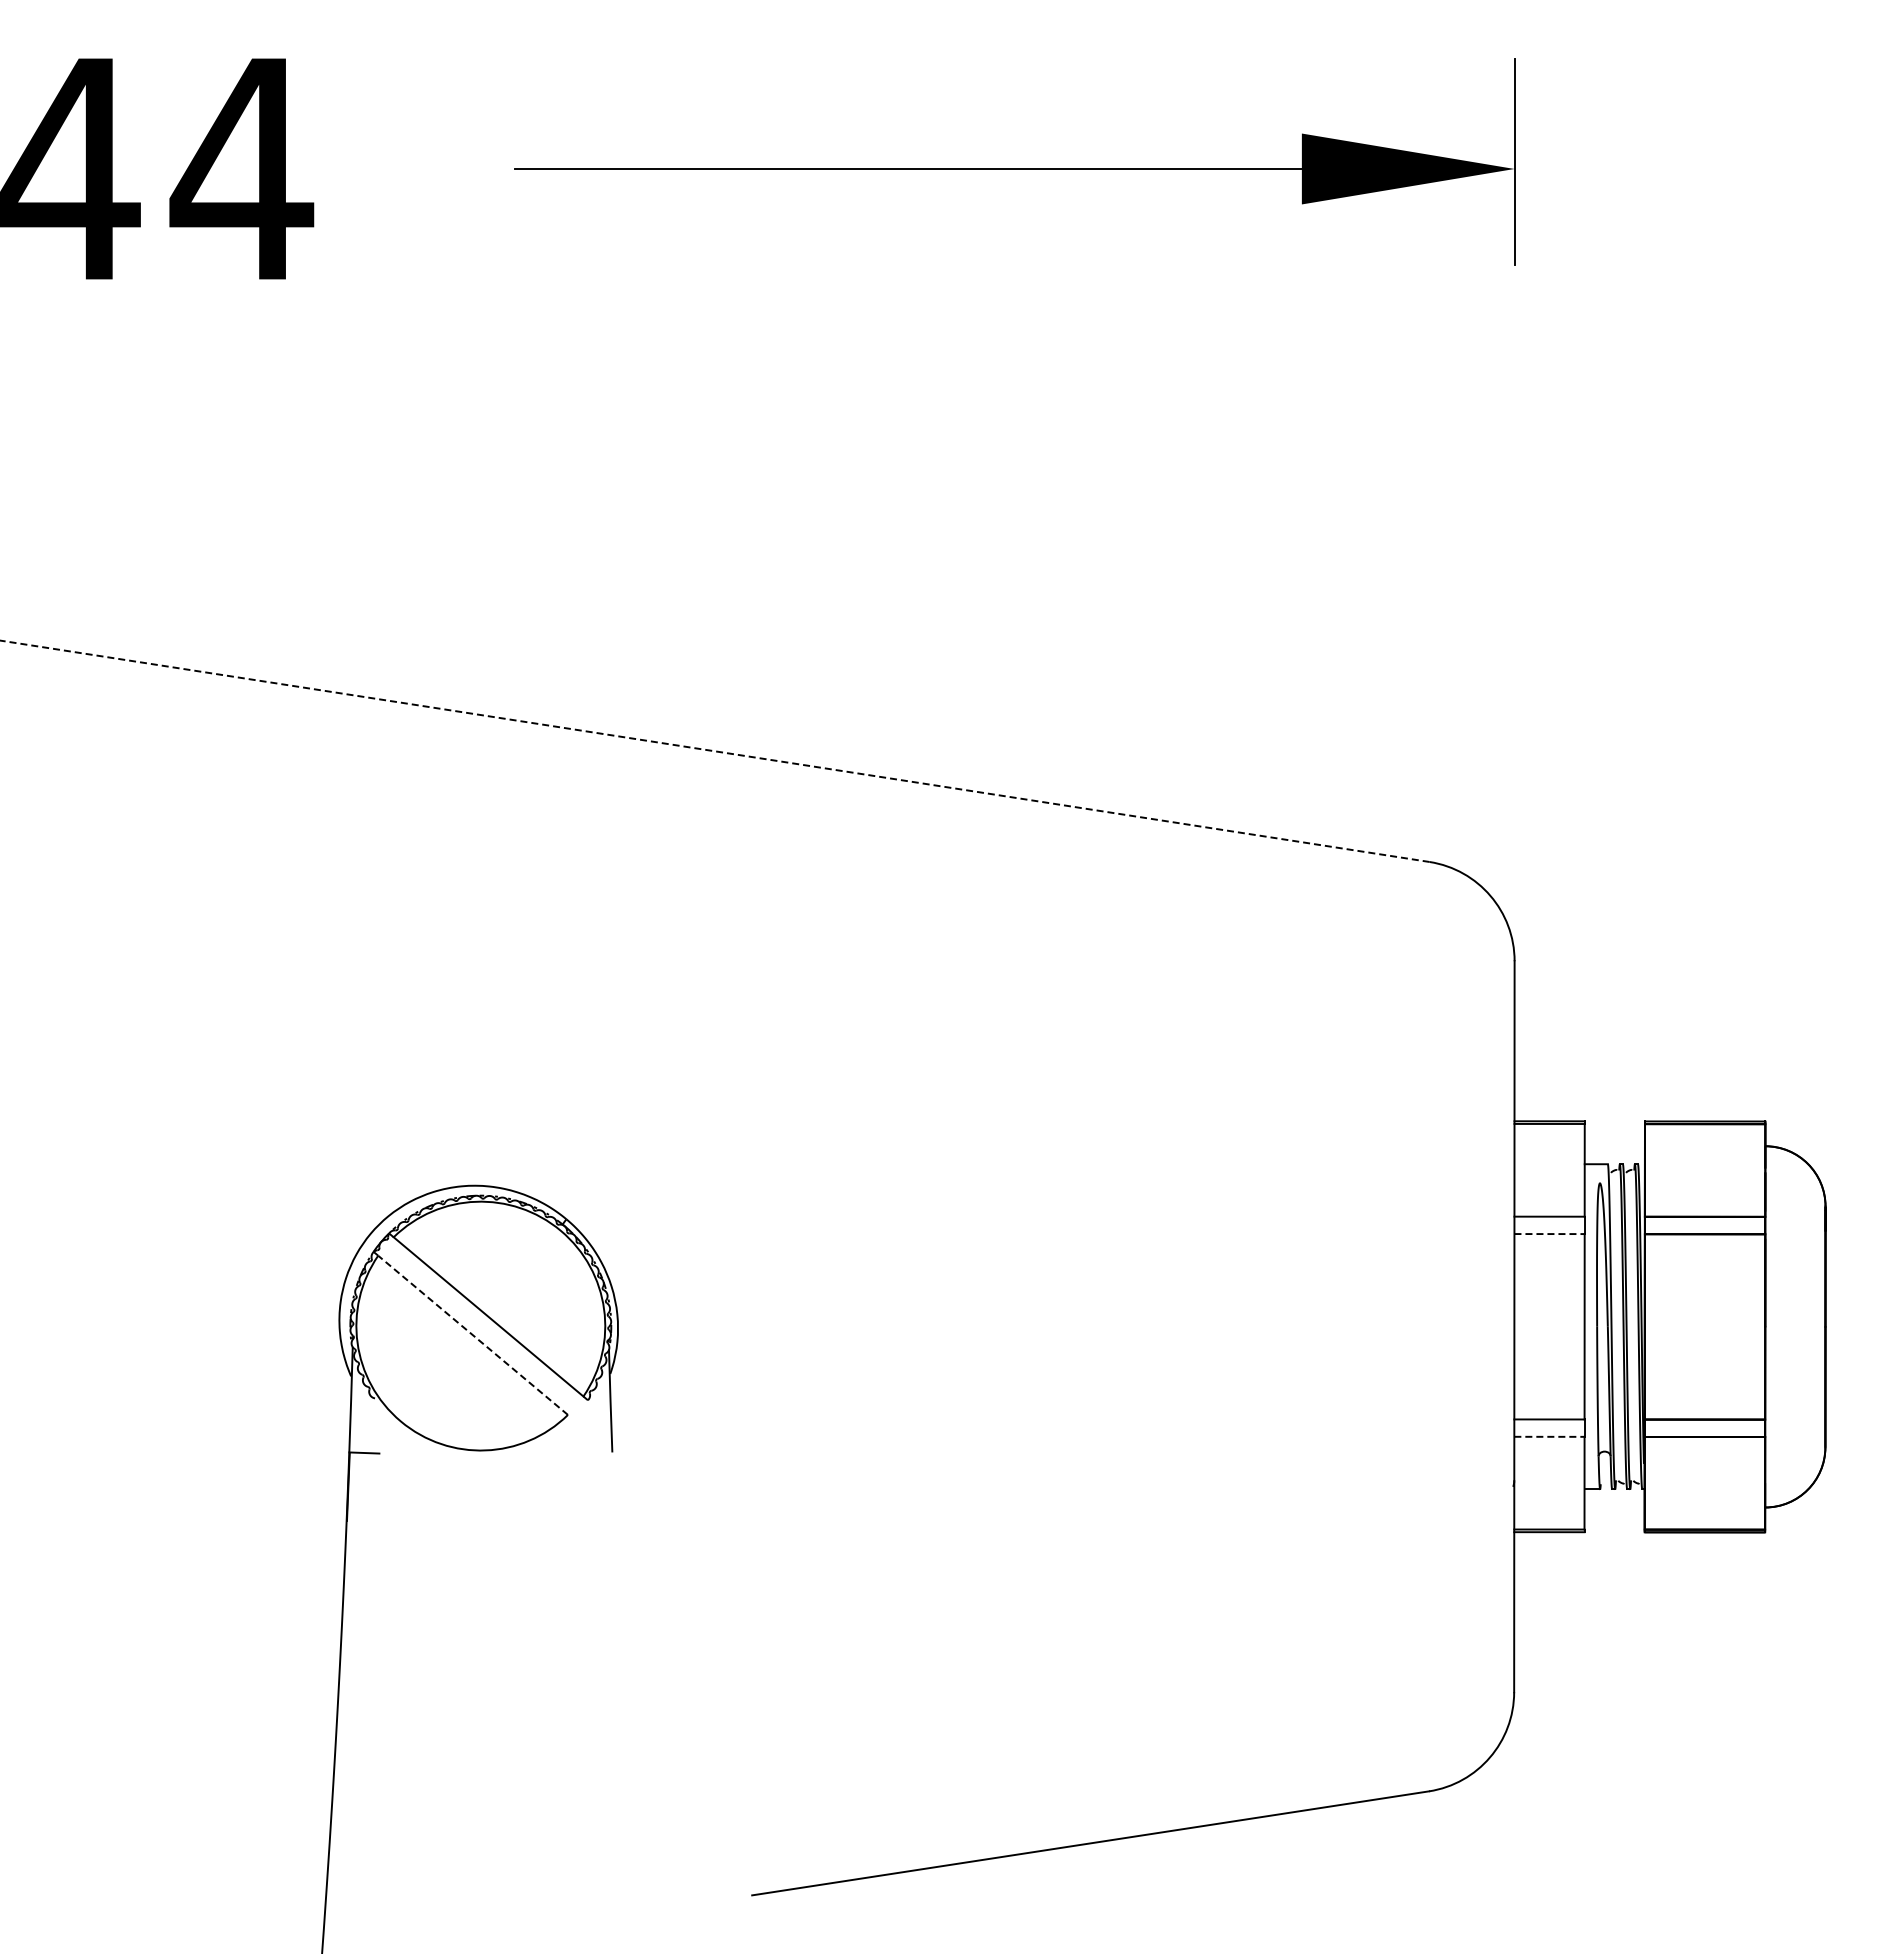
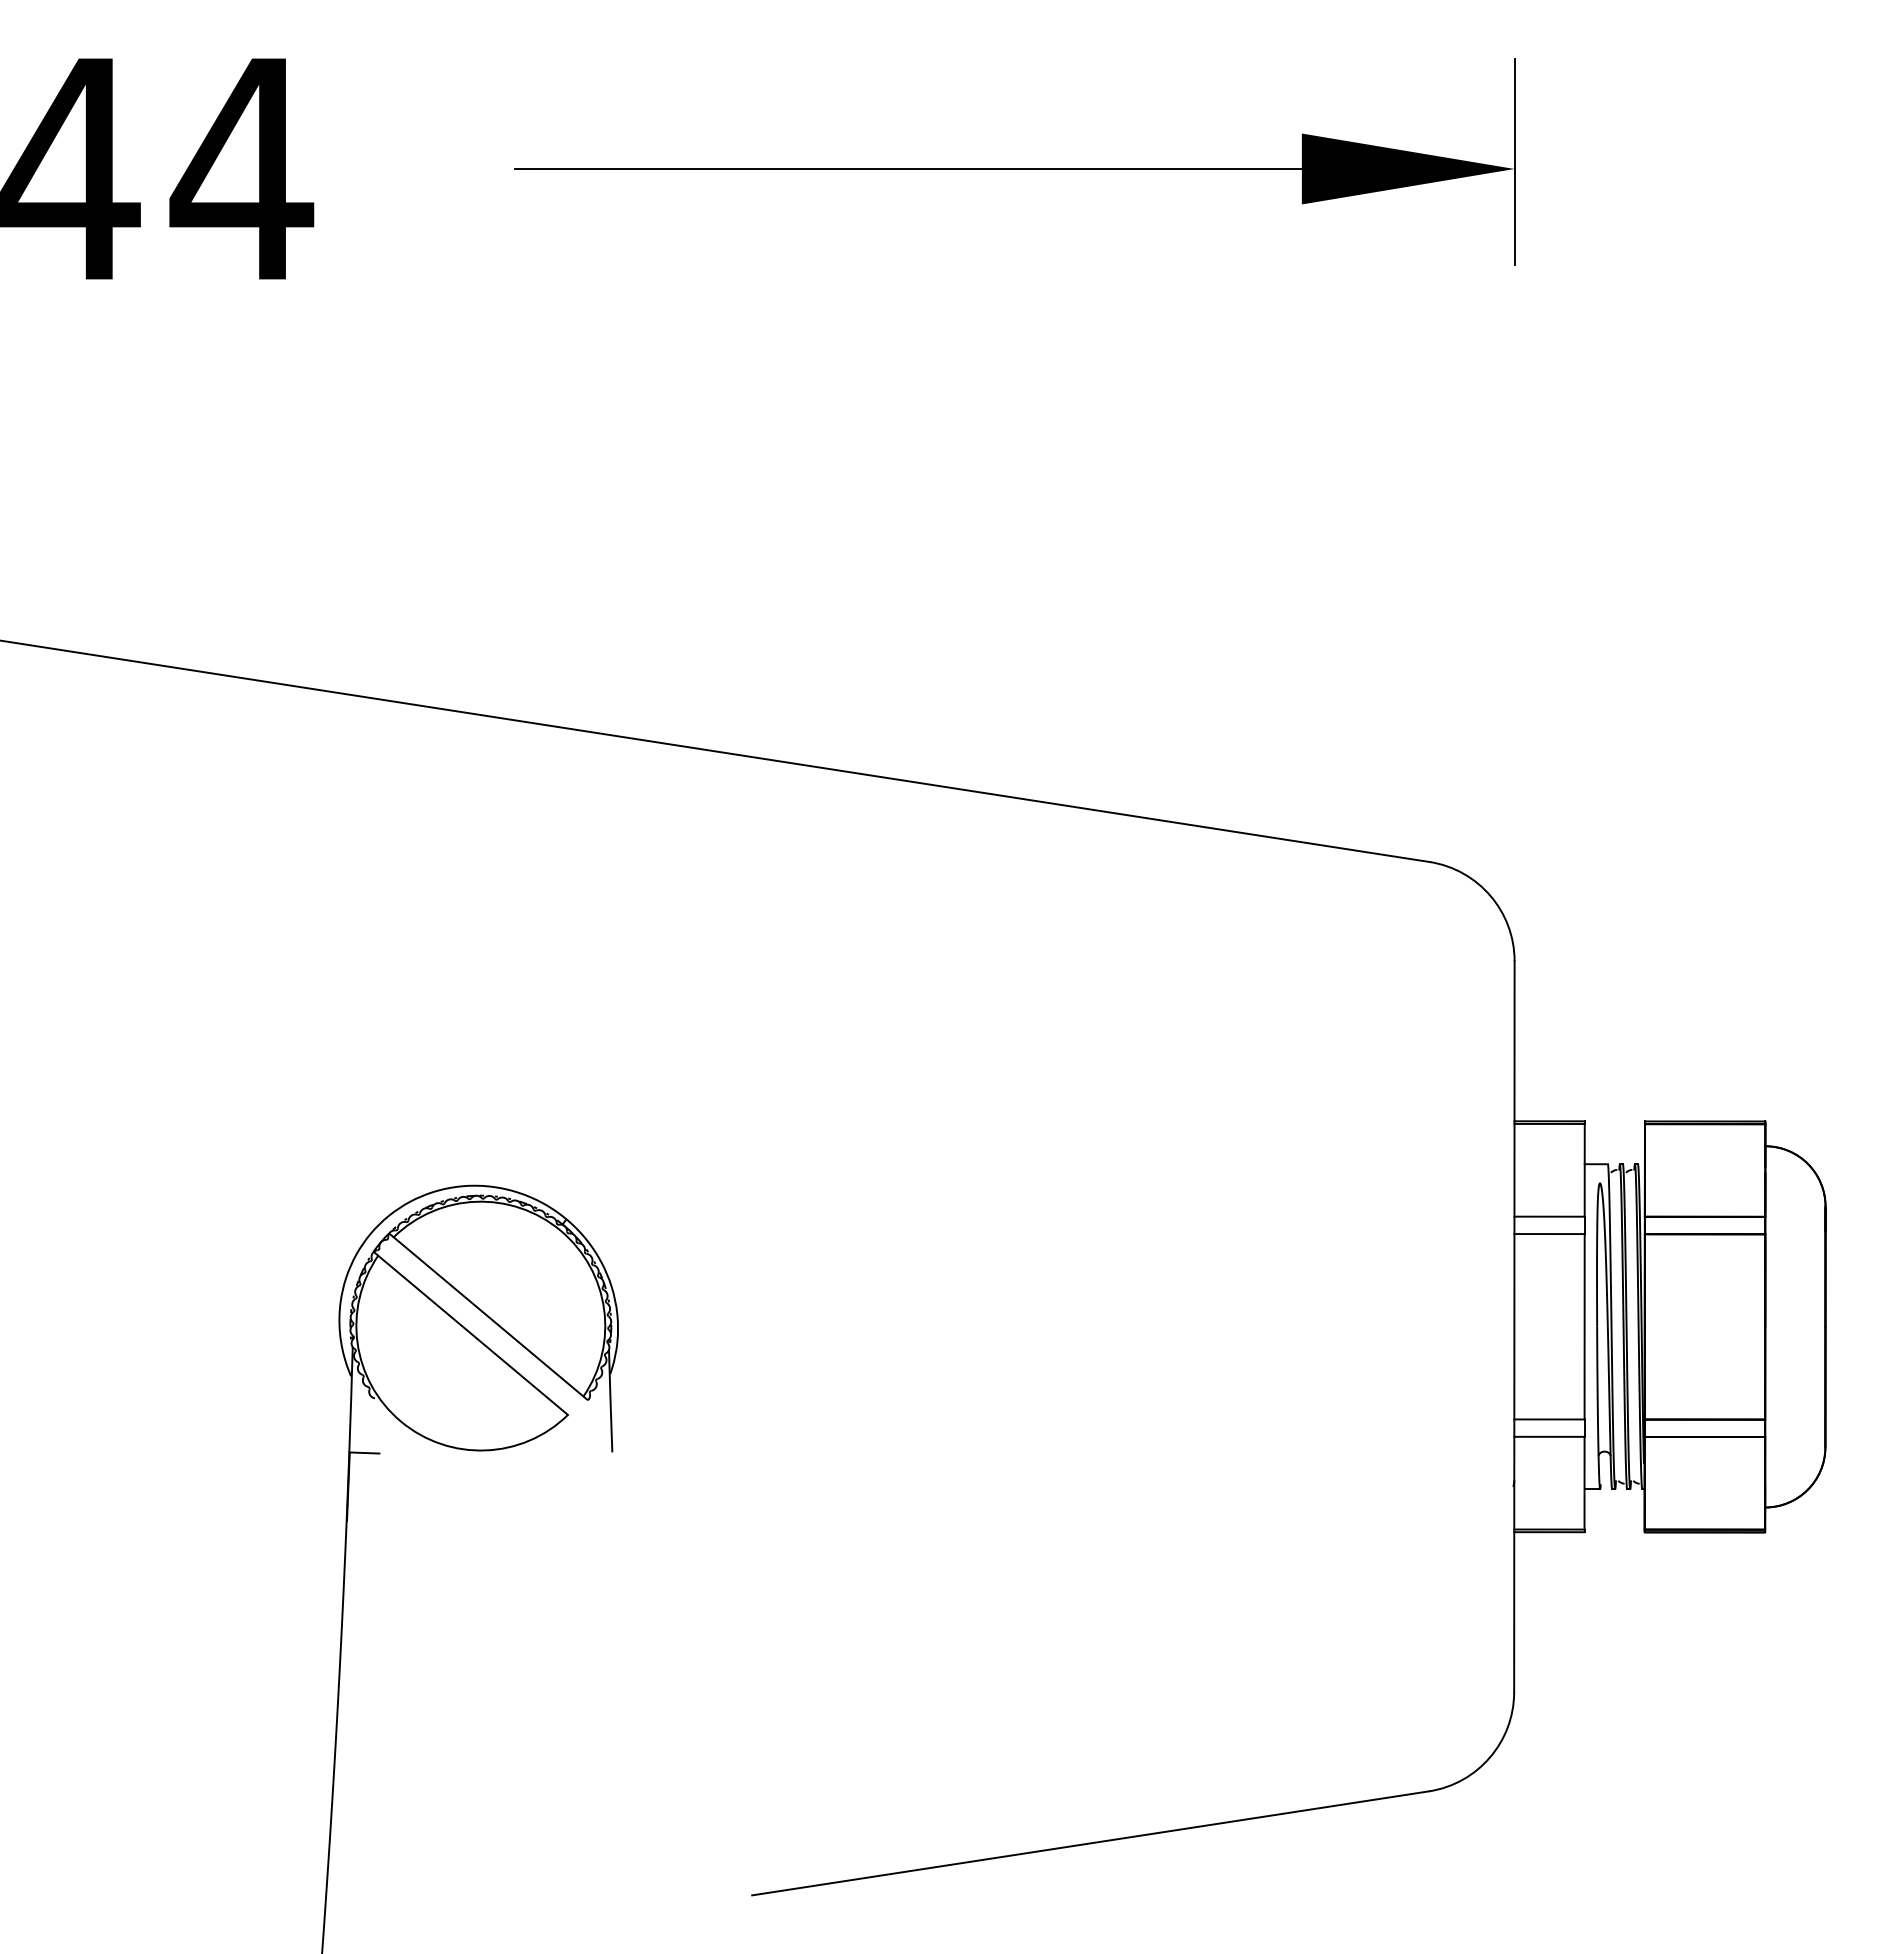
line: dashed -> solid (715, 751)
line: dashed -> solid (1550, 1234)
line: dashed -> solid (473, 1335)
line: dashed -> solid (1549, 1436)
